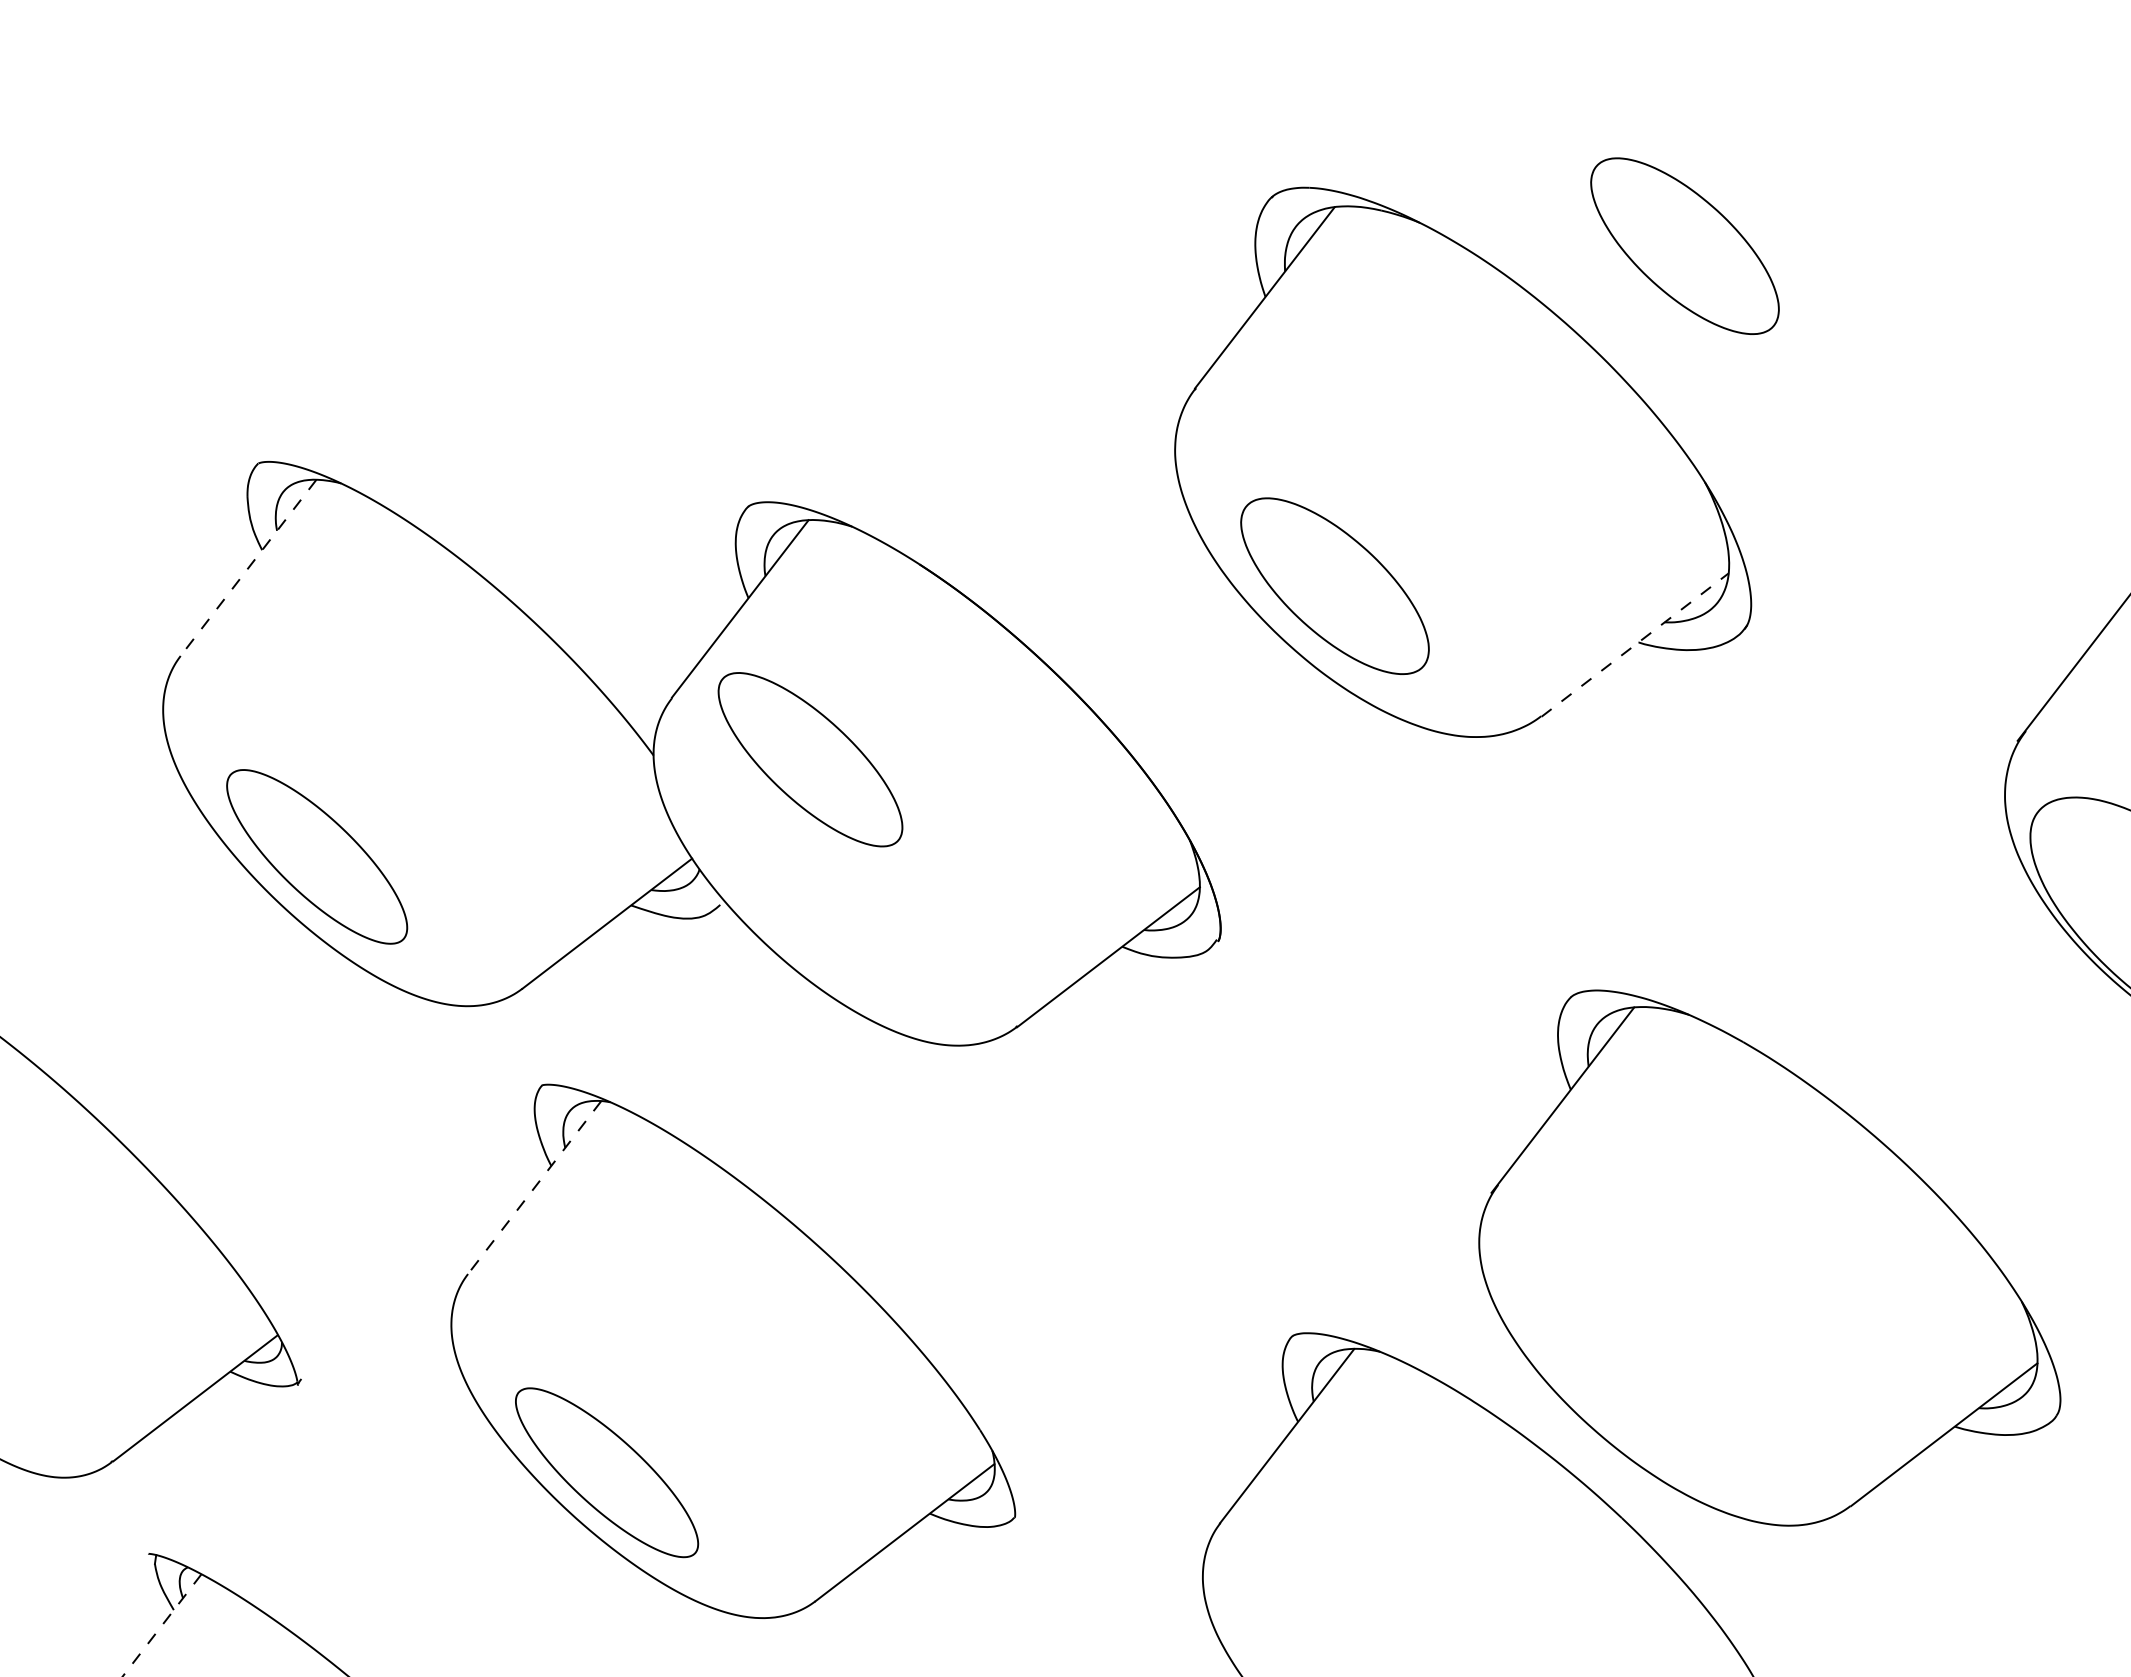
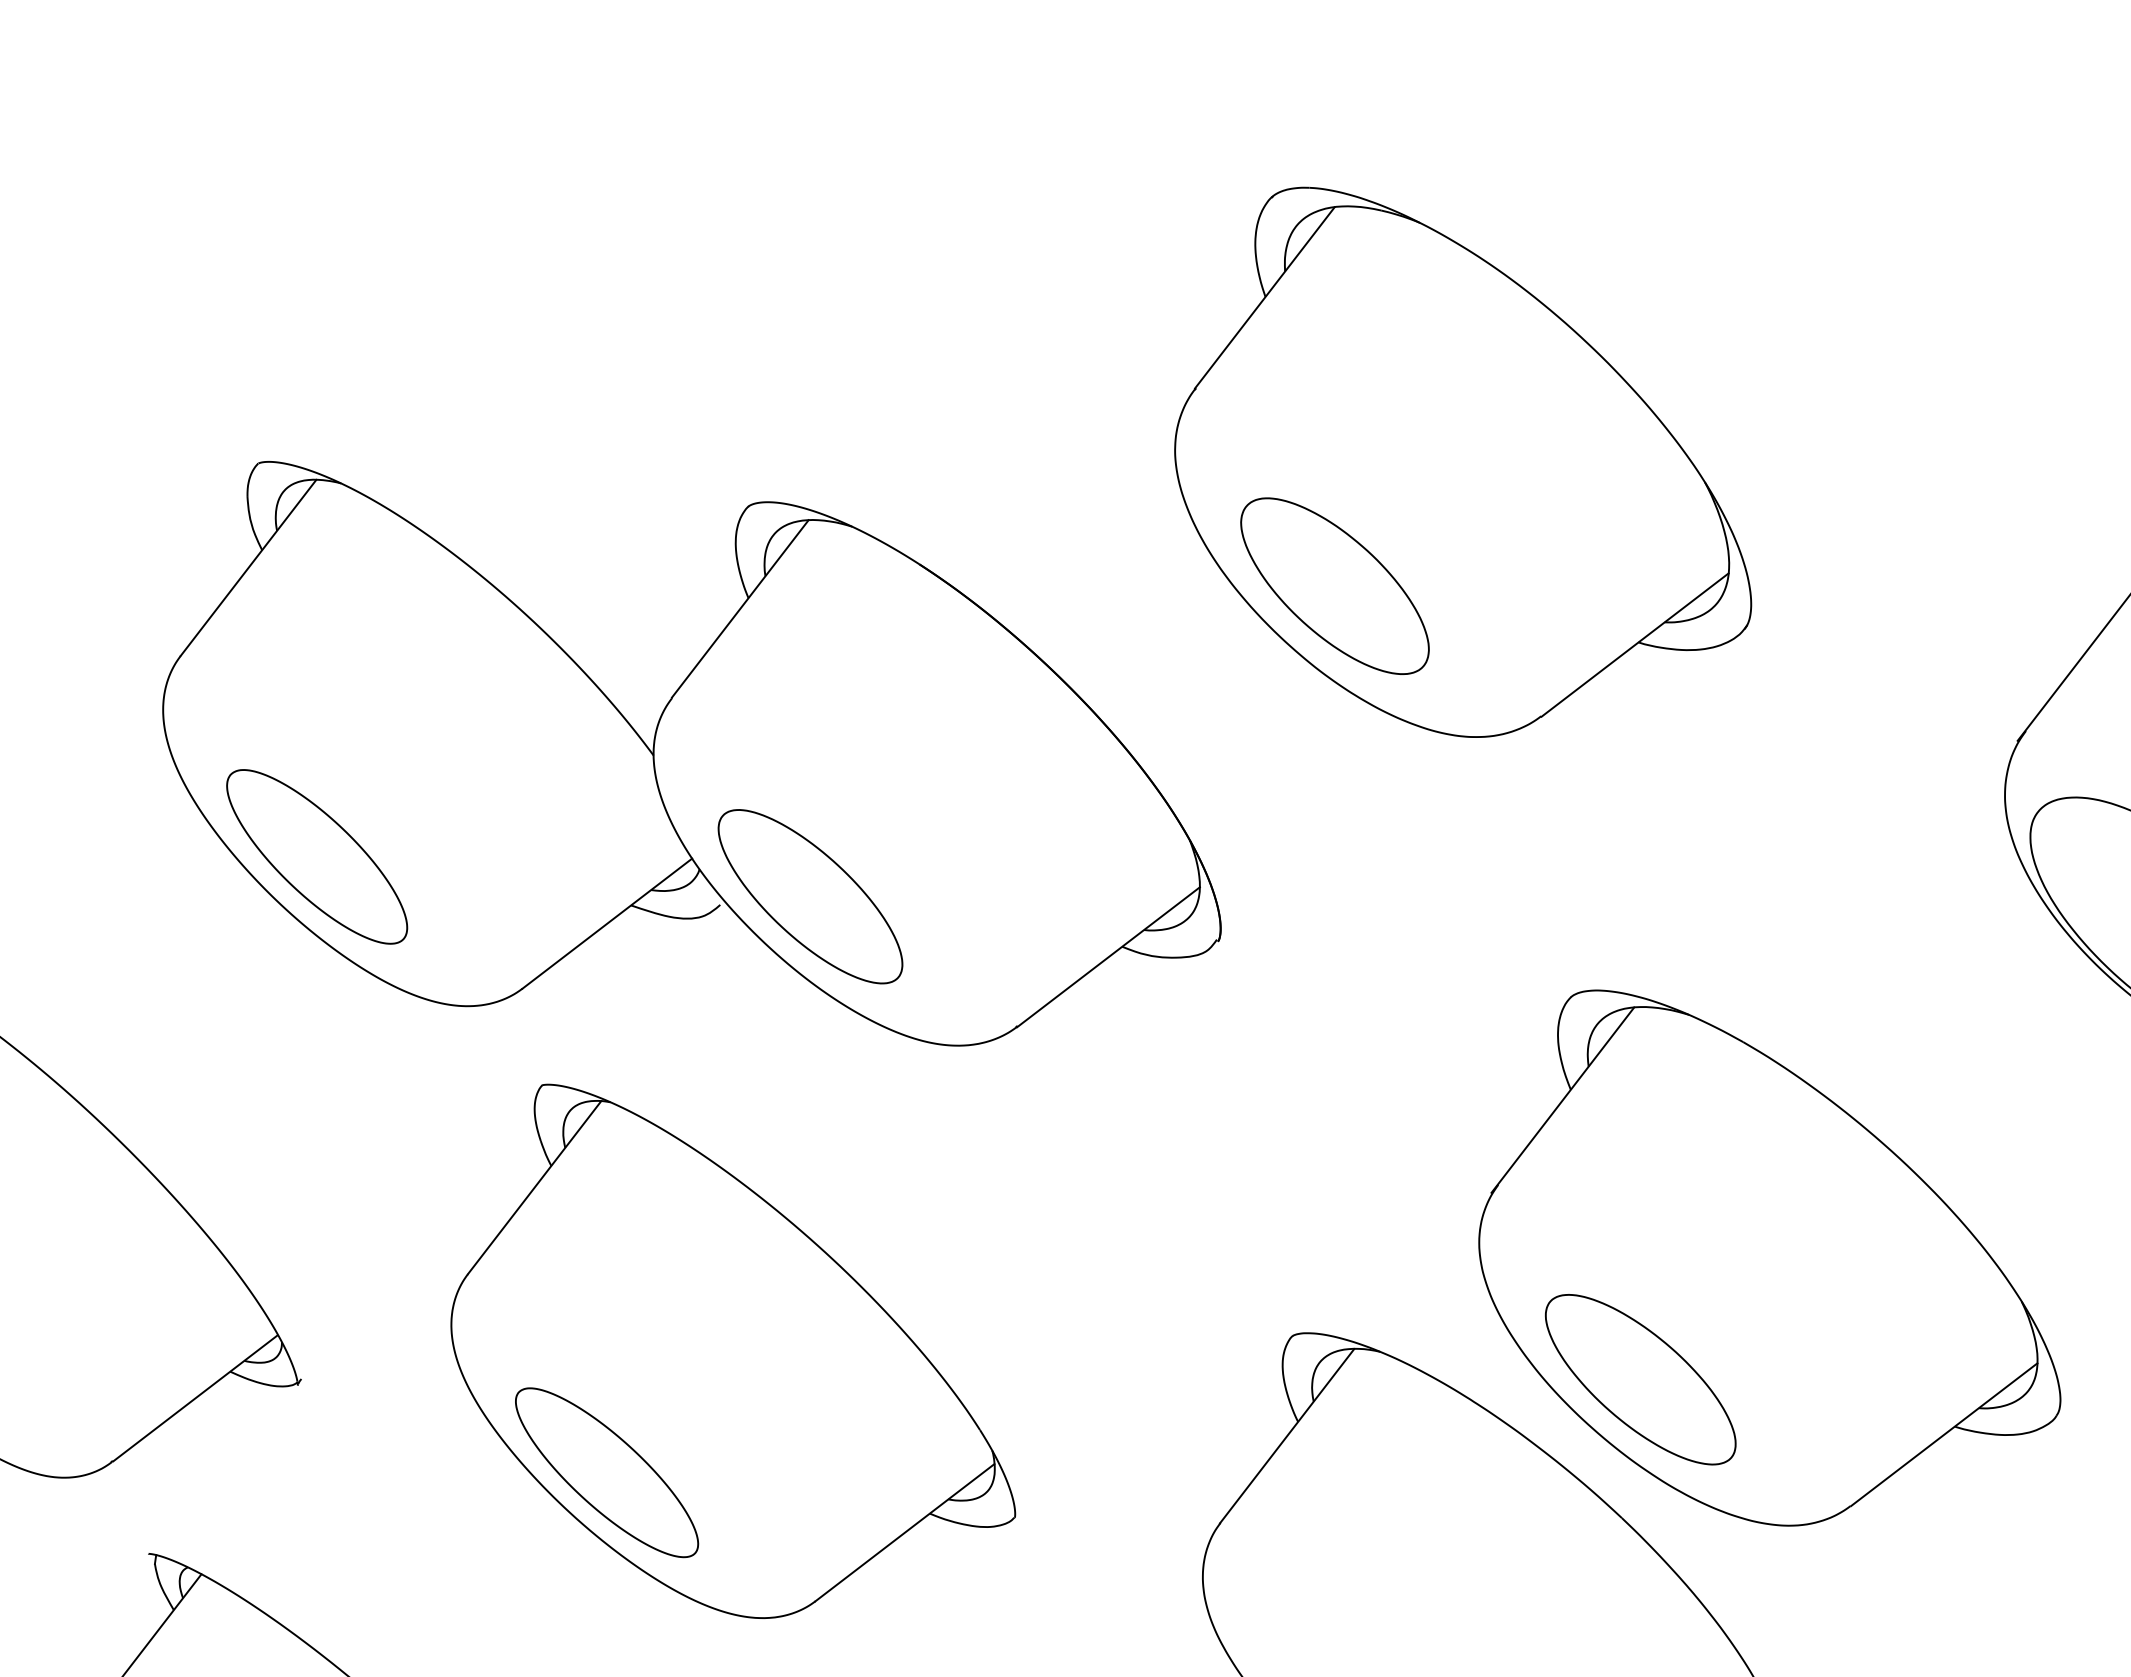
part: present -> none (1684, 245)
line: dashed -> solid (248, 568)
line: dashed -> solid (1635, 645)
part position: (810, 759) -> (810, 896) (810, 896)
line: dashed -> solid (534, 1188)
part: none -> present (1640, 1379)
line: dashed -> solid (161, 1625)
